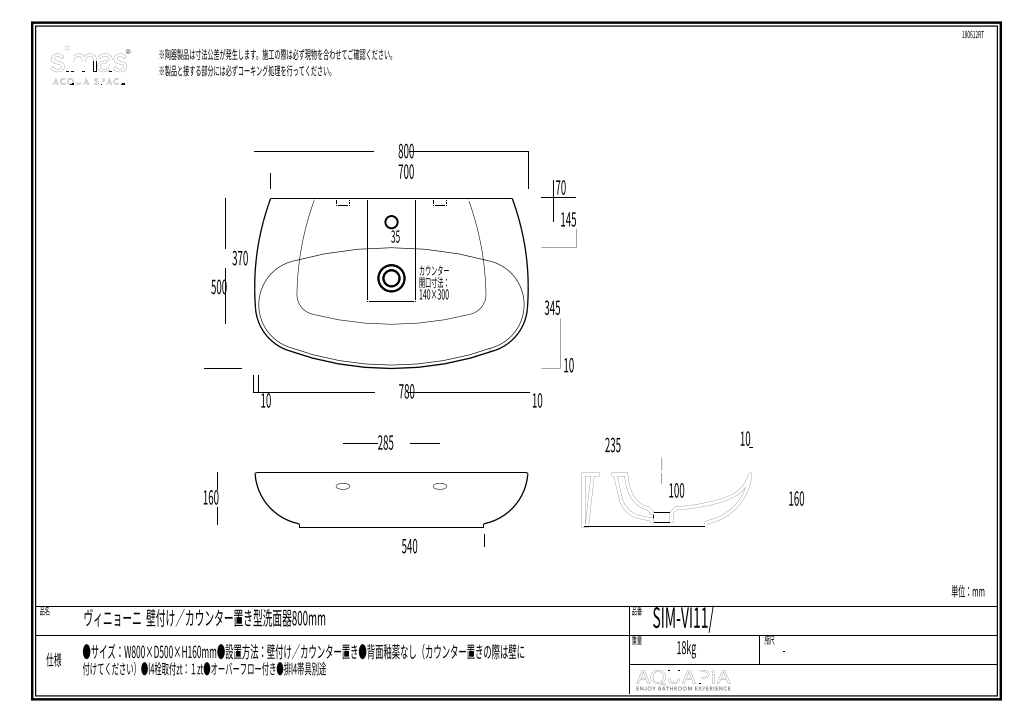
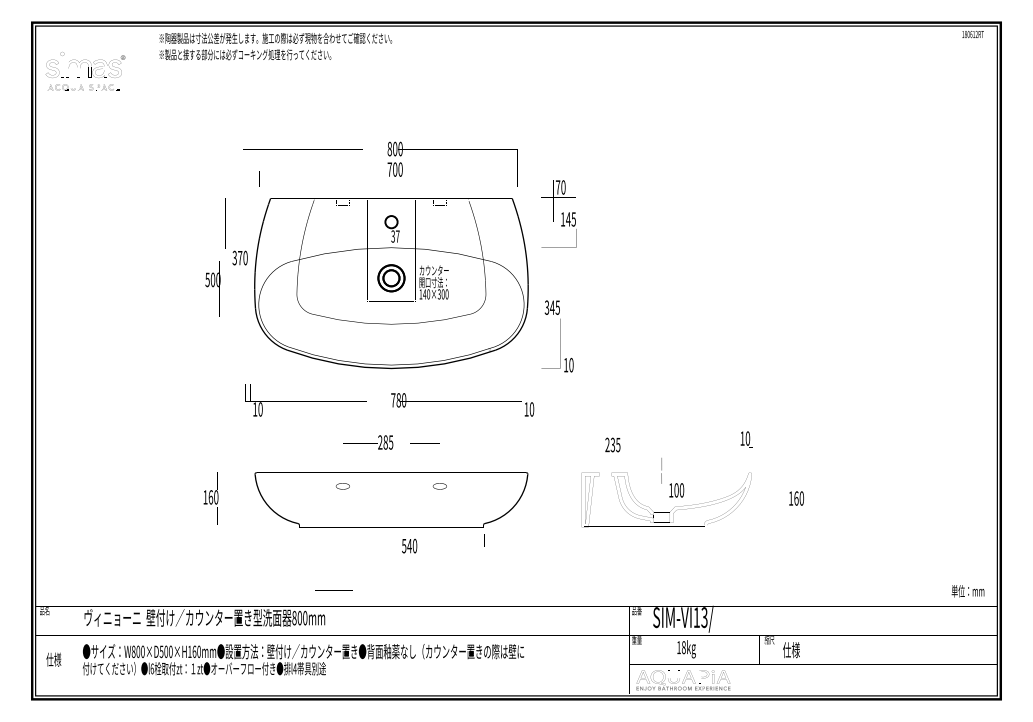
text position: (275, 62) -> (275, 46) (275, 46)
part position: (90, 65) -> (85, 71) (85, 71)
text position: (391, 165) -> (380, 163) (380, 163)
text: 35 -> 37 (397, 236)
text position: (218, 295) -> (212, 288) (212, 288)
line position: (222, 368) -> (333, 590) (333, 590)
text position: (397, 391) -> (389, 400) (389, 400)
text: SIM-VI11/ -> SIM-VI13/ (704, 617)
text: - -> 仕様 (791, 650)
text: l4 -> l6 (151, 668)
